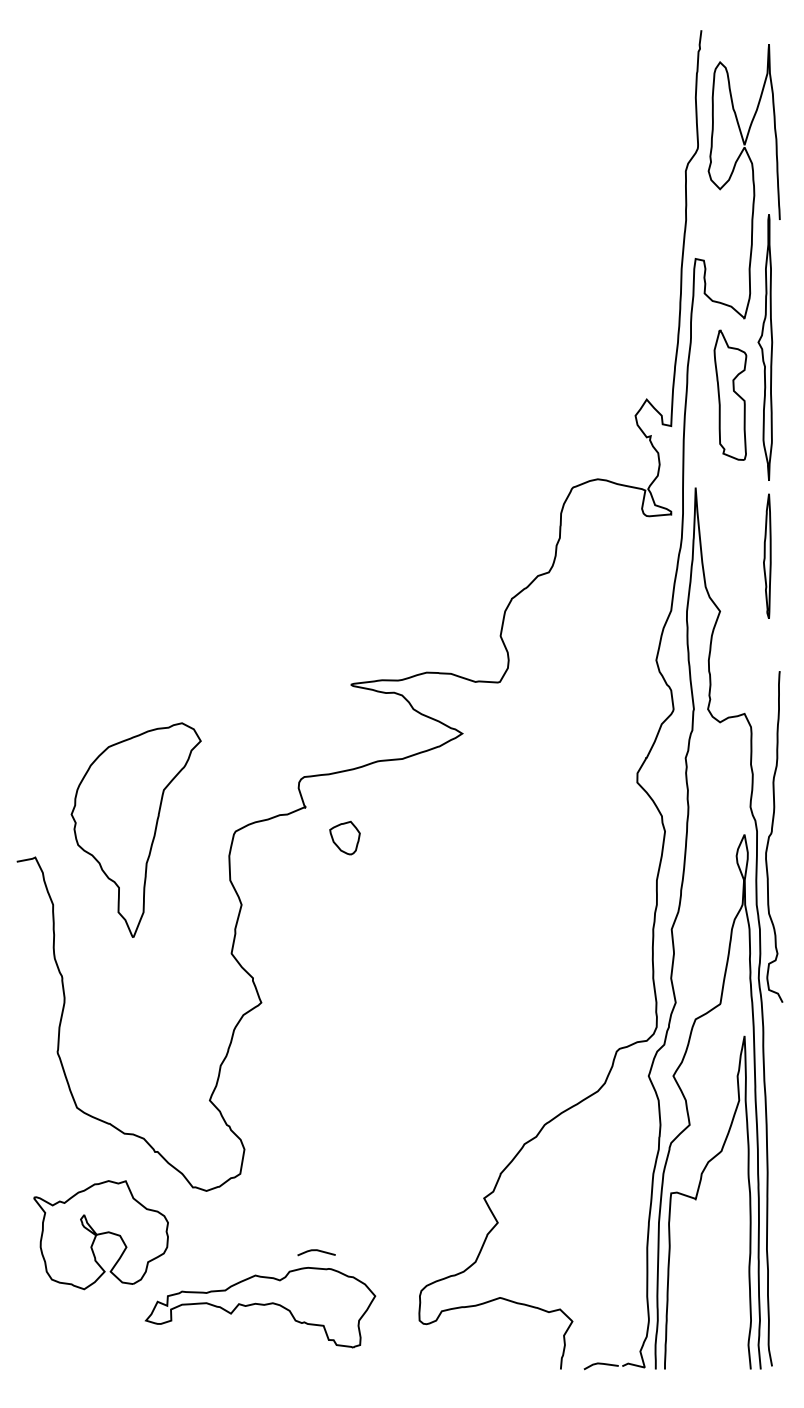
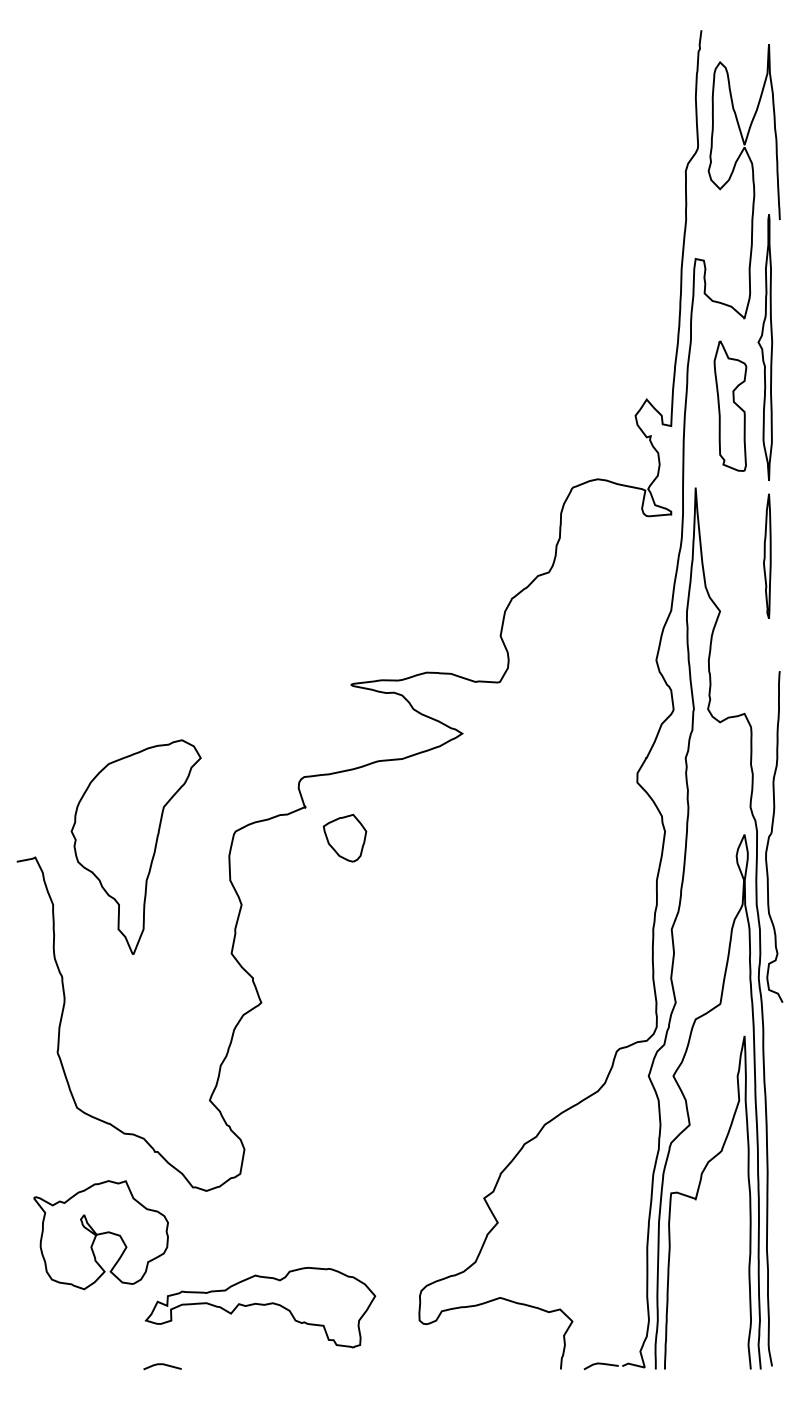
part position: (730, 394) -> (730, 405) (730, 405)
part position: (135, 829) -> (135, 846) (135, 846)
part size: 32x36 px -> 46x50 px (344, 837)
line position: (316, 1251) -> (162, 1365) (162, 1365)
